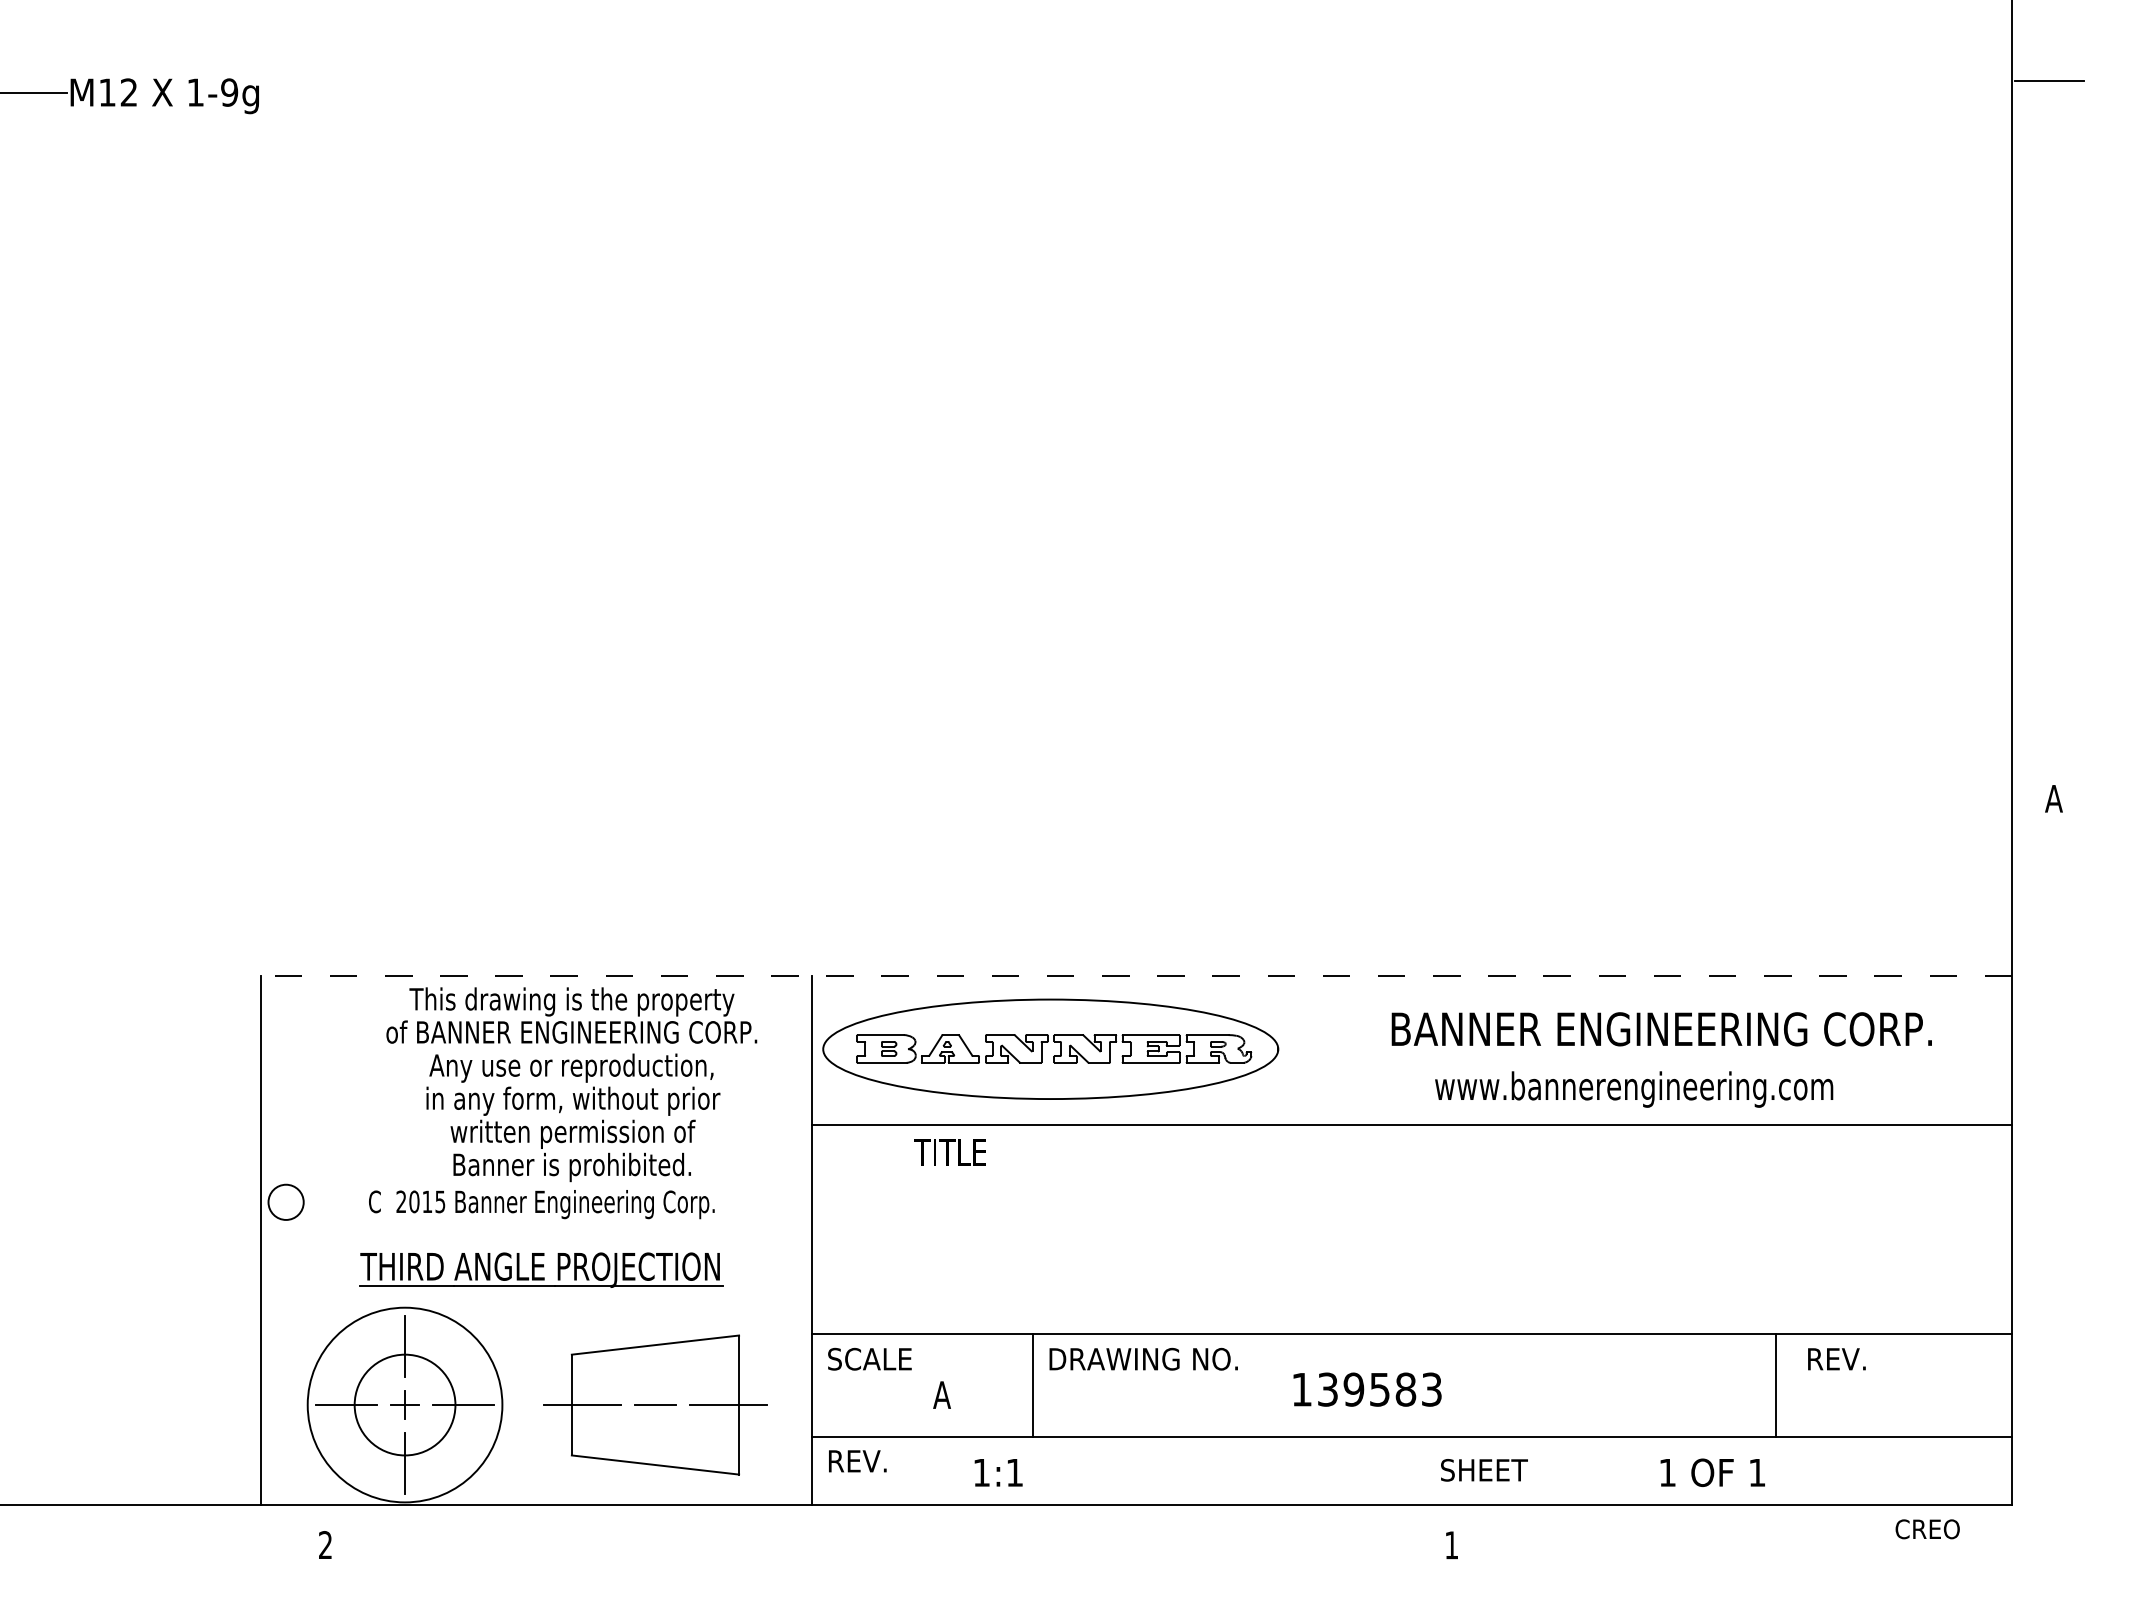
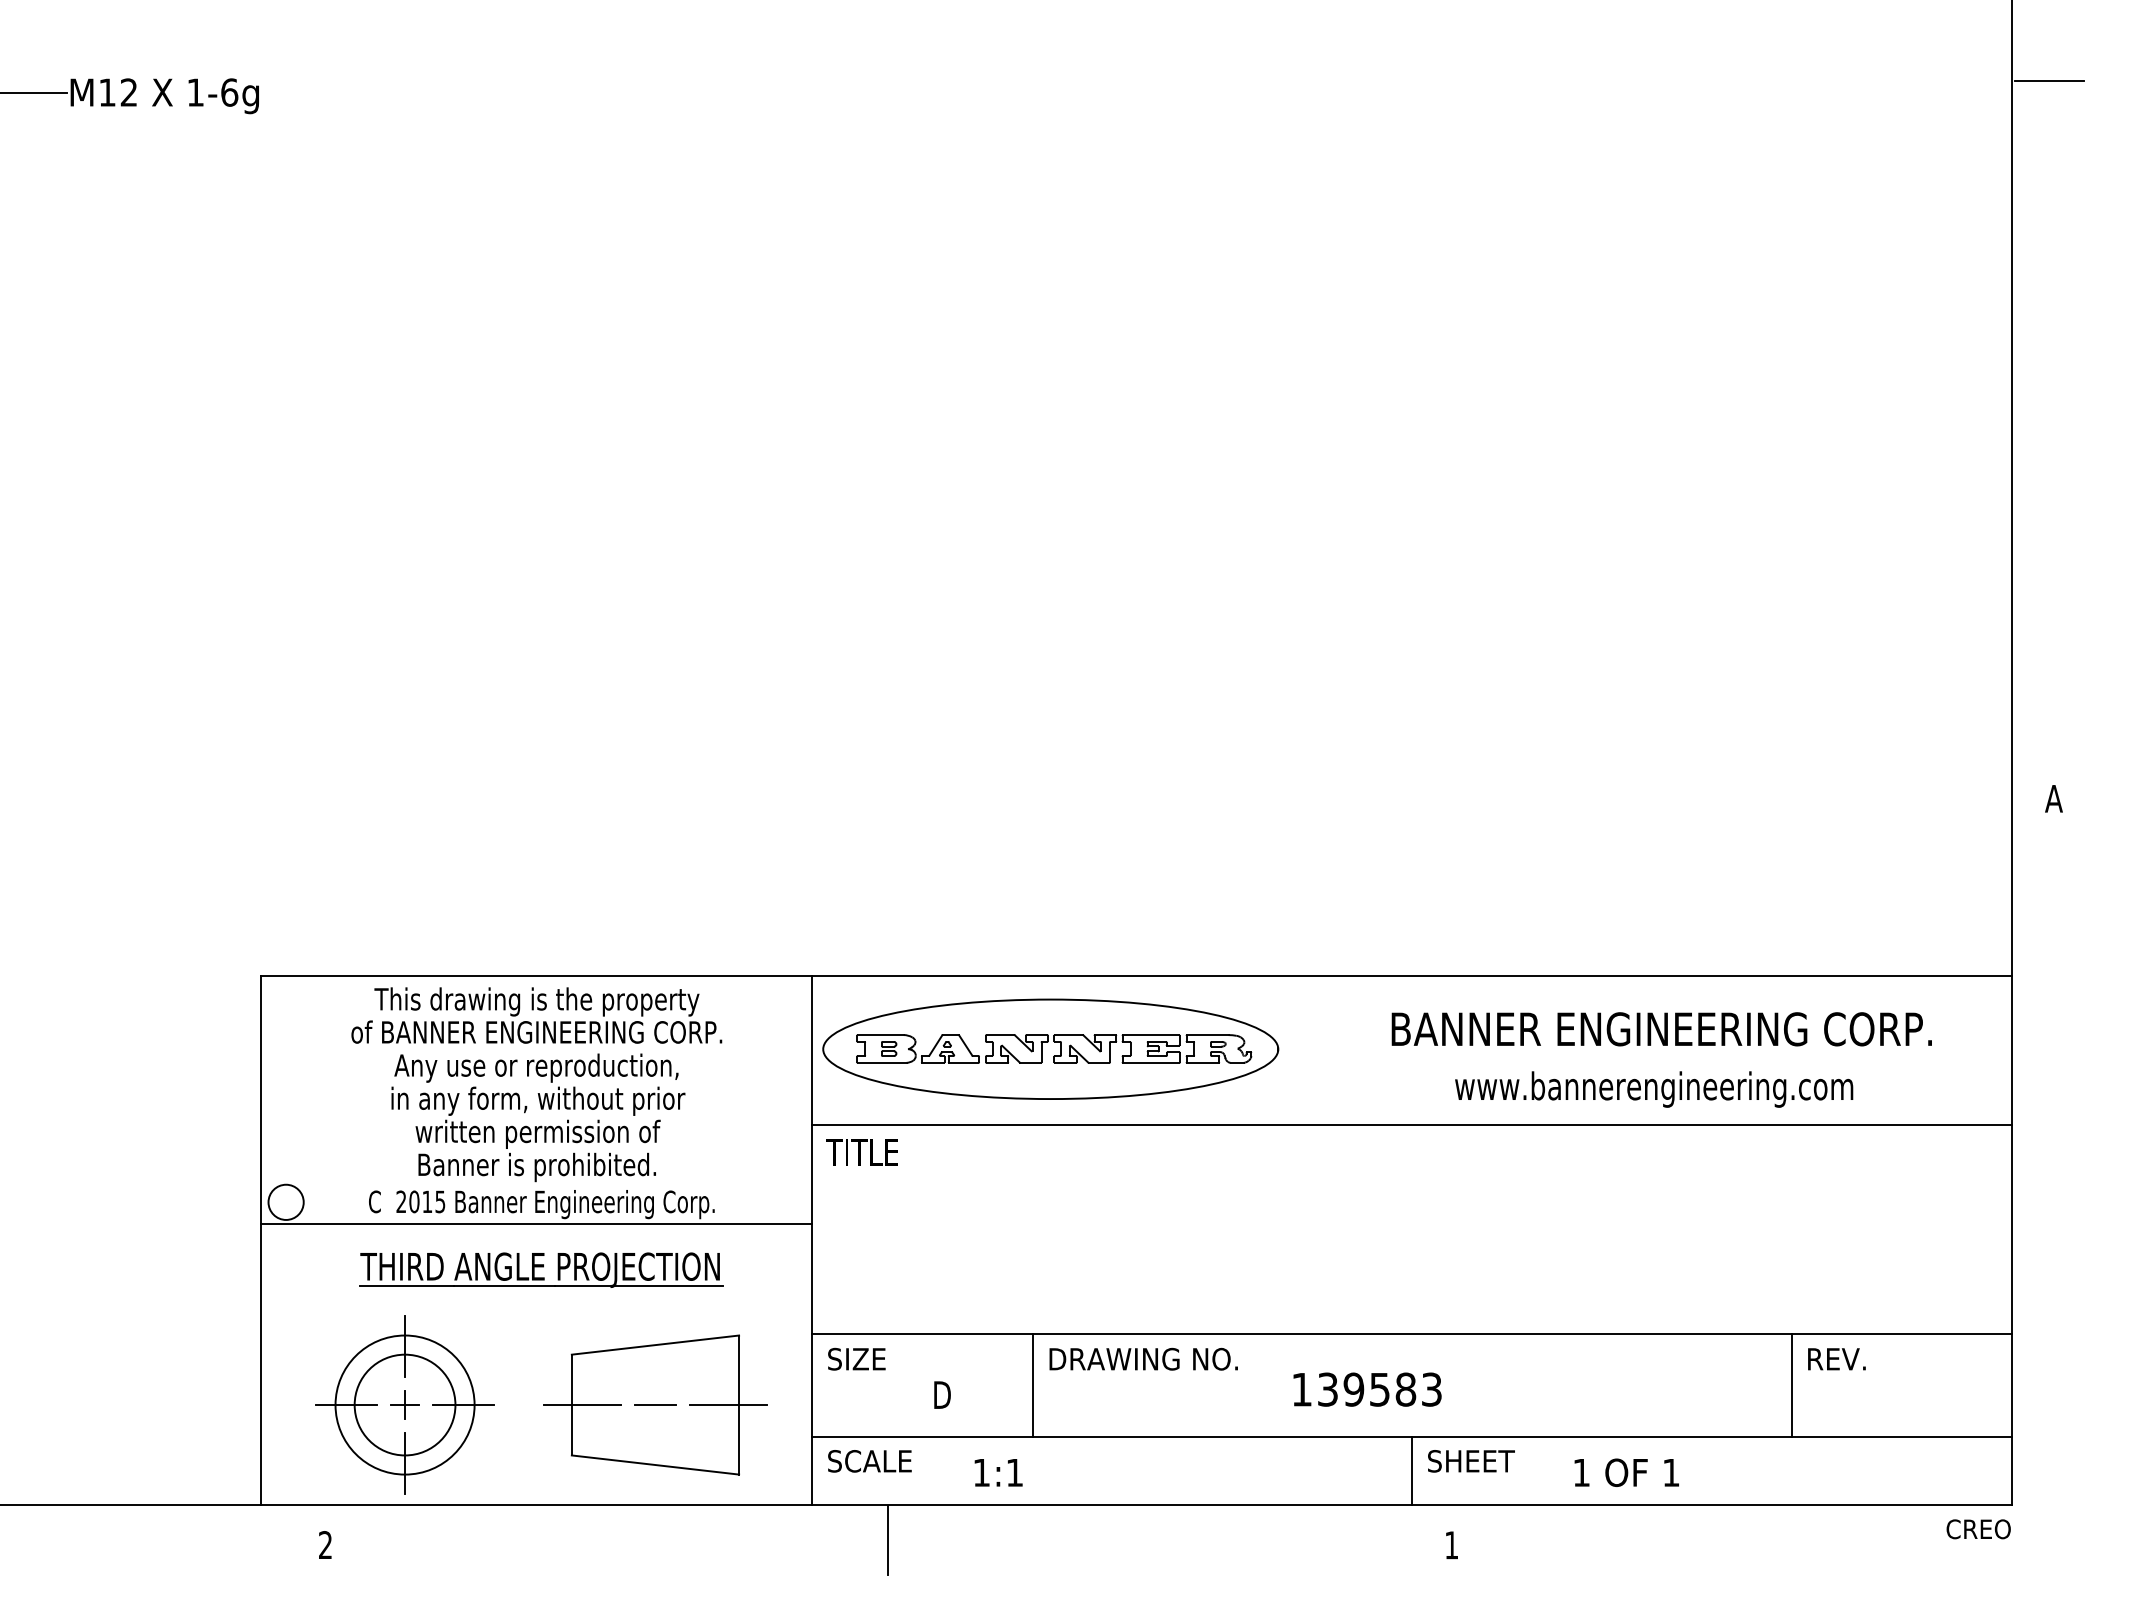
text: 1-9g -> 1-6g (229, 92)
line: dashed -> solid (1136, 975)
text position: (571, 1084) -> (536, 1084) (536, 1084)
text position: (1634, 1089) -> (1654, 1089) (1654, 1089)
text position: (949, 1152) -> (861, 1152) (861, 1152)
line: none -> present (536, 1224)
text: SCALE -> SIZE (878, 1358)
line position: (1775, 1385) -> (1791, 1385) (1791, 1385)
text: A -> D (941, 1394)
circle diameter: 195 px -> 139 px (404, 1404)
text: REV. -> SCALE (869, 1461)
line: none -> present (1412, 1470)
text position: (1484, 1470) -> (1471, 1461) (1471, 1461)
text position: (1712, 1472) -> (1626, 1472) (1626, 1472)
text position: (1927, 1529) -> (1978, 1529) (1978, 1529)
line: none -> present (887, 1539)
